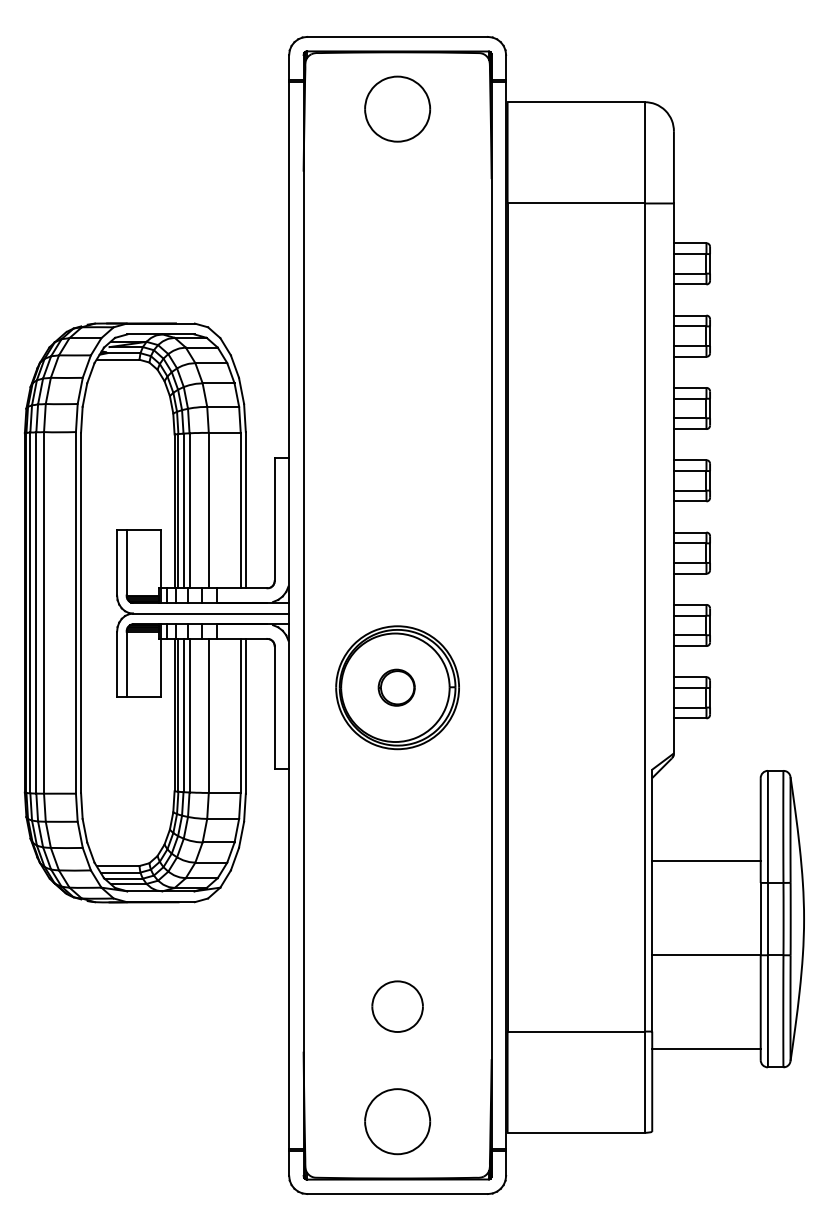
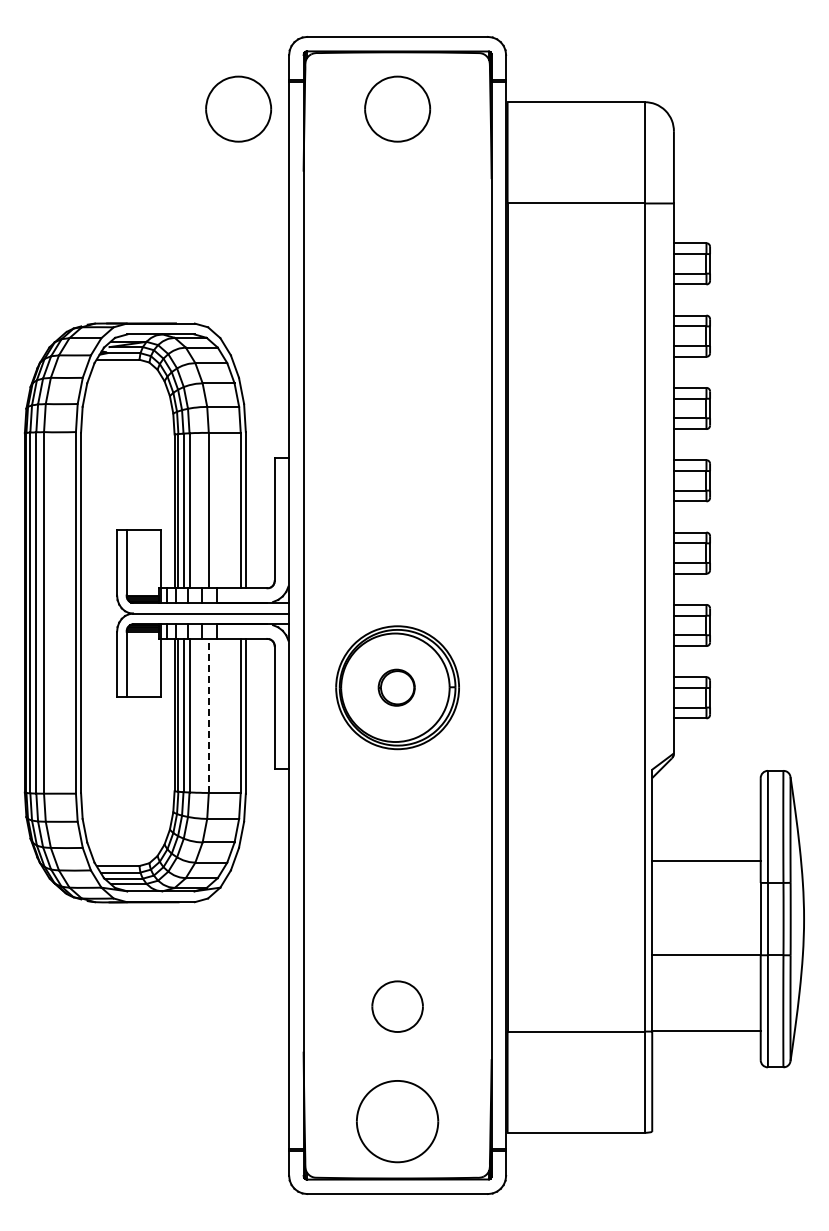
part: none -> present (238, 108)
line: solid -> dashed (208, 715)
line position: (706, 1049) -> (706, 1031) (706, 1031)
part size: 68x68 px -> 84x84 px (397, 1121)
